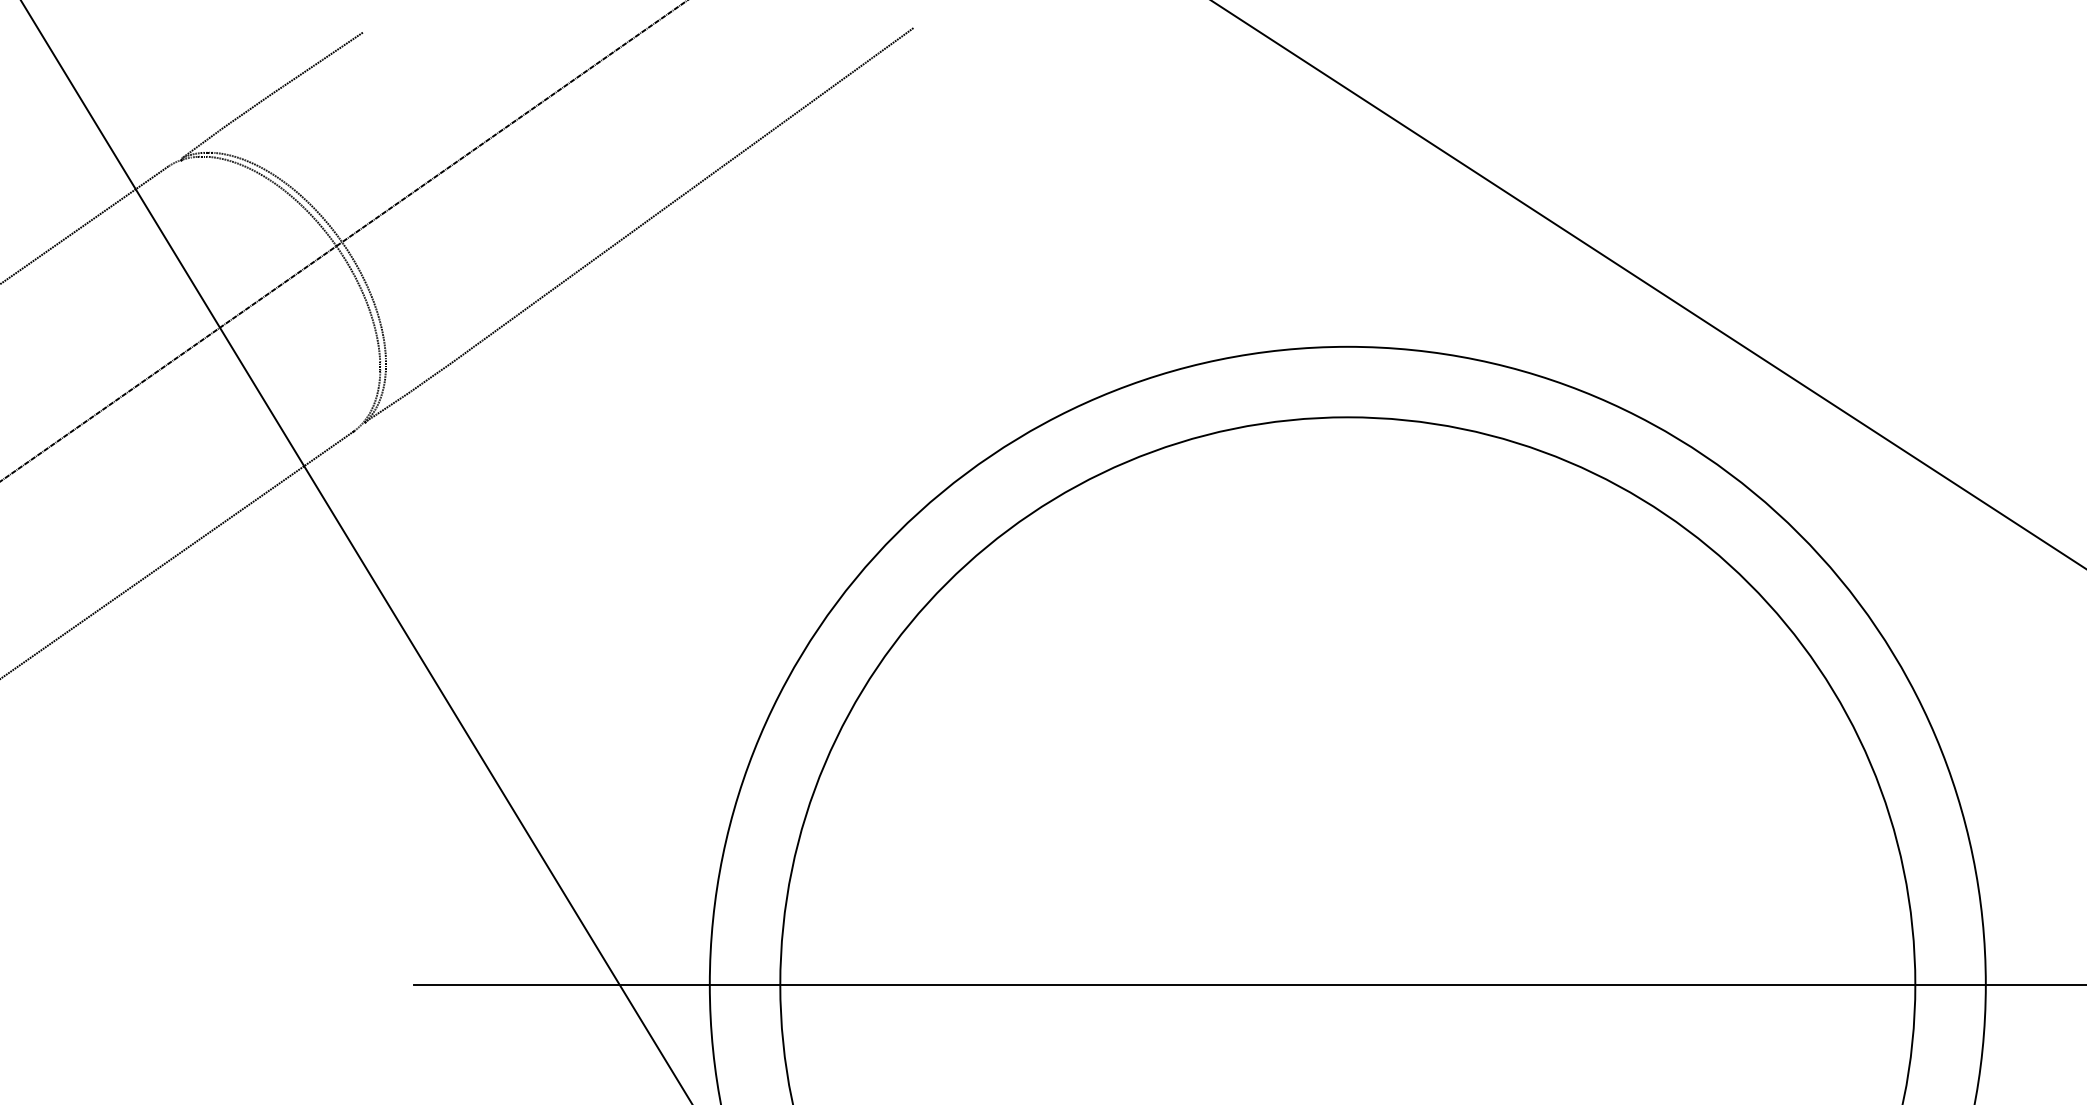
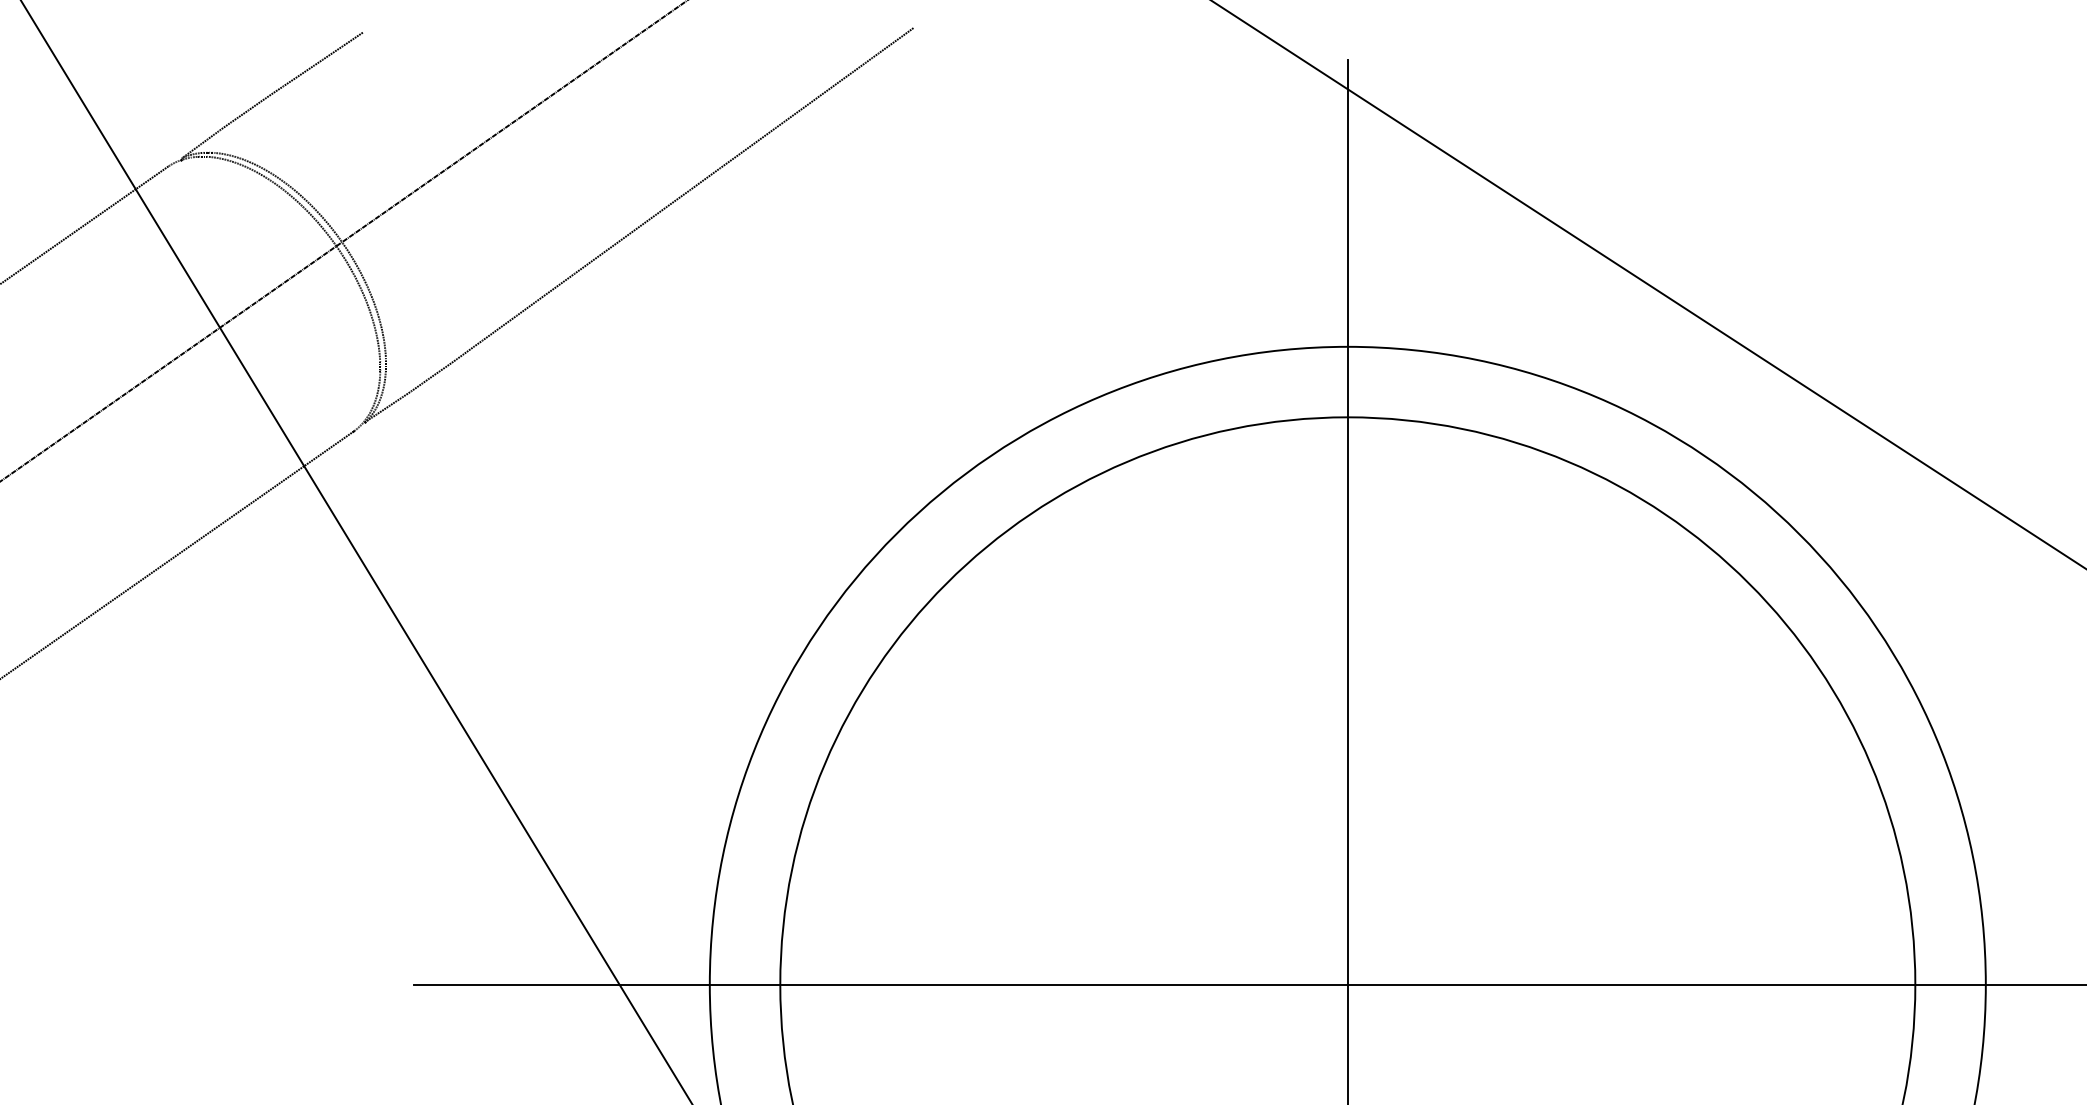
line: none -> present (1347, 580)
